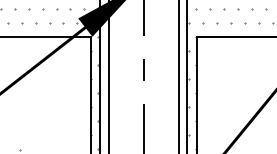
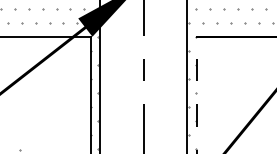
line: present -> none (108, 76)
line: present -> none (178, 76)
line: solid -> dashed (197, 94)
